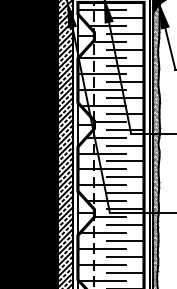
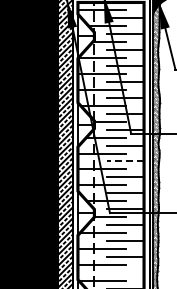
line: solid -> dashed (125, 161)
line: present -> none (125, 272)
